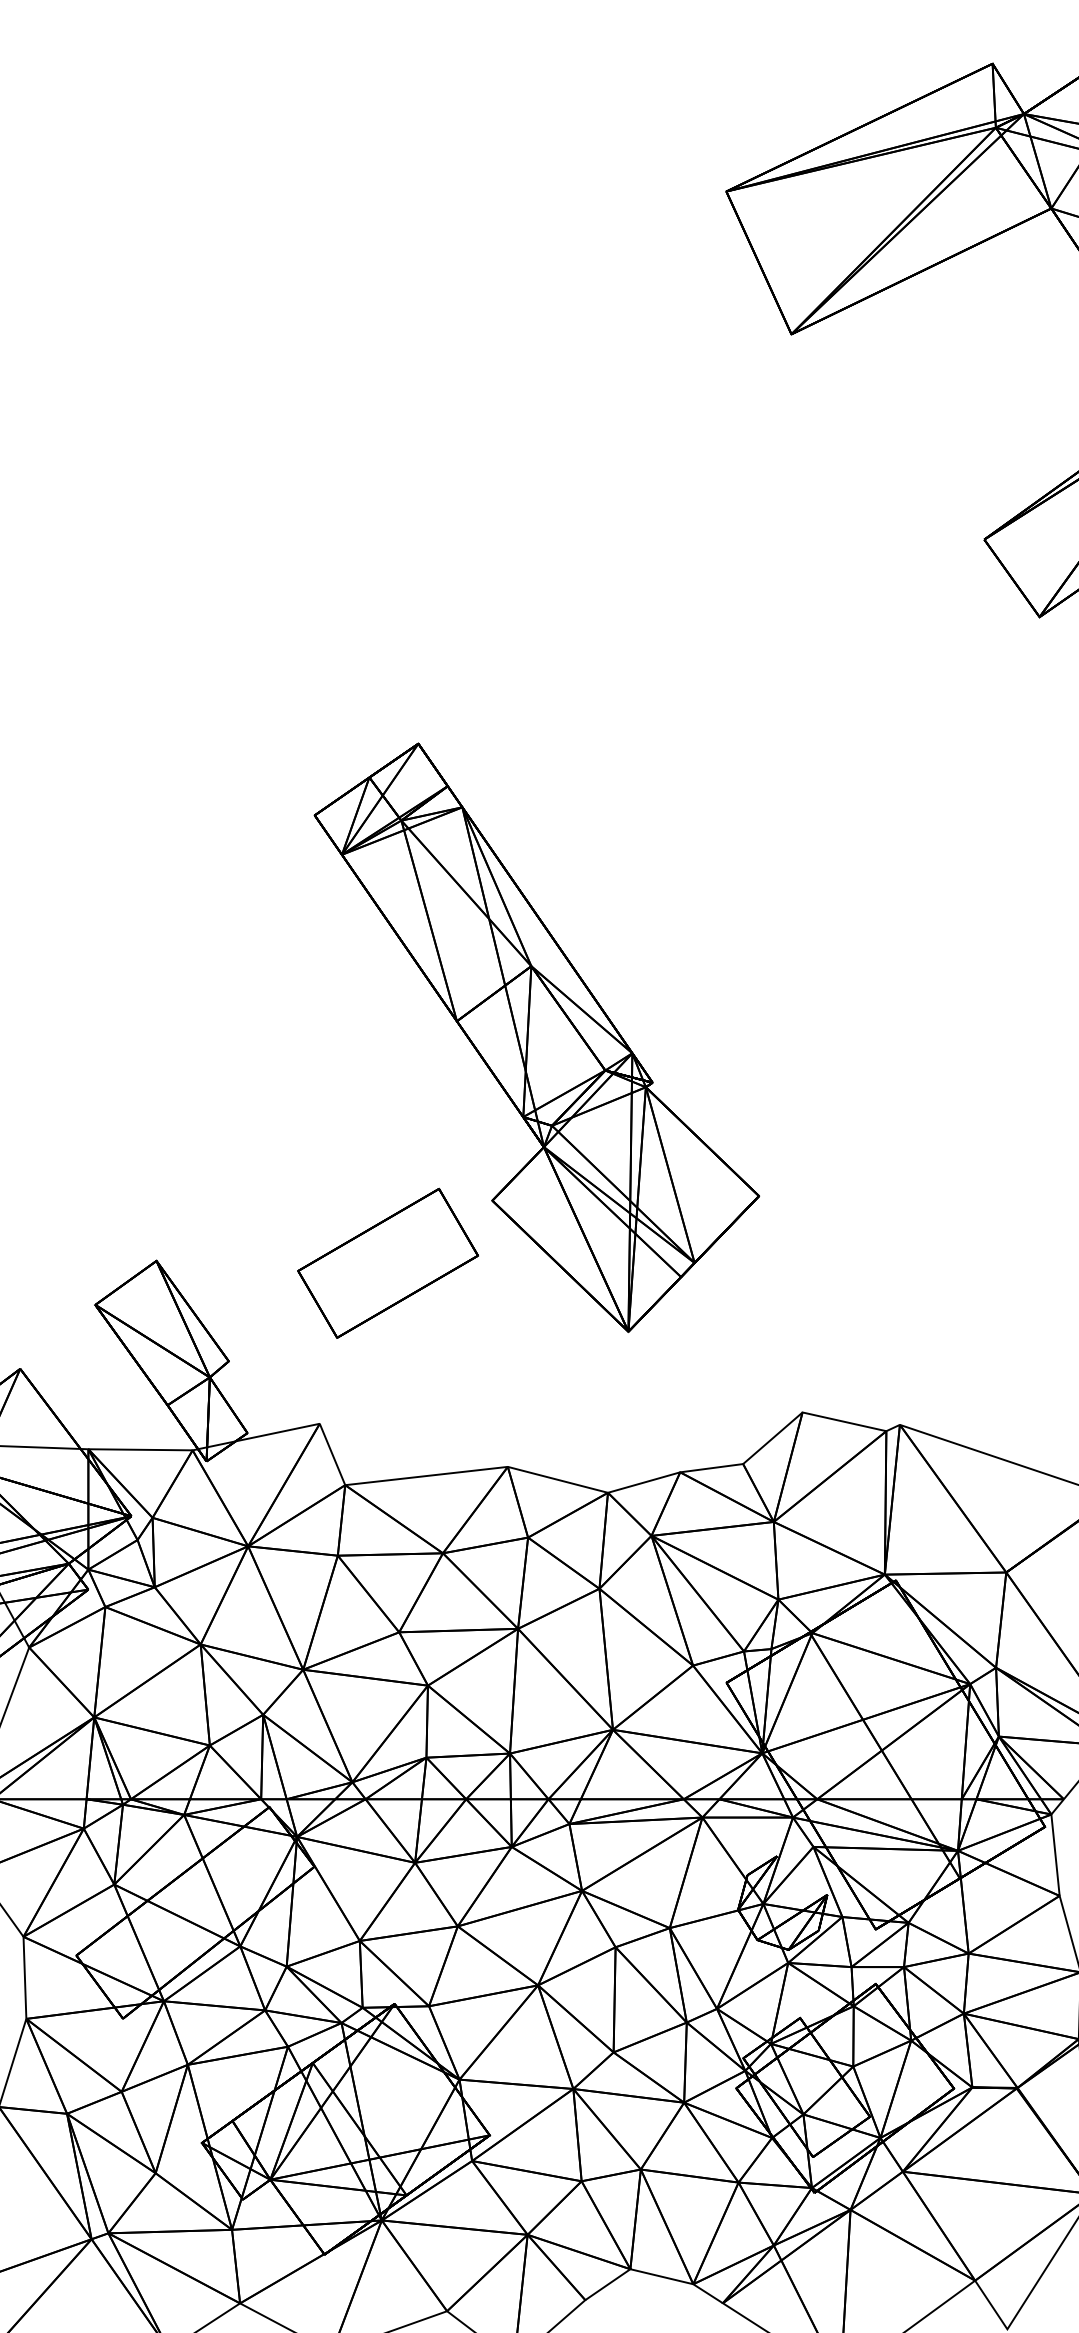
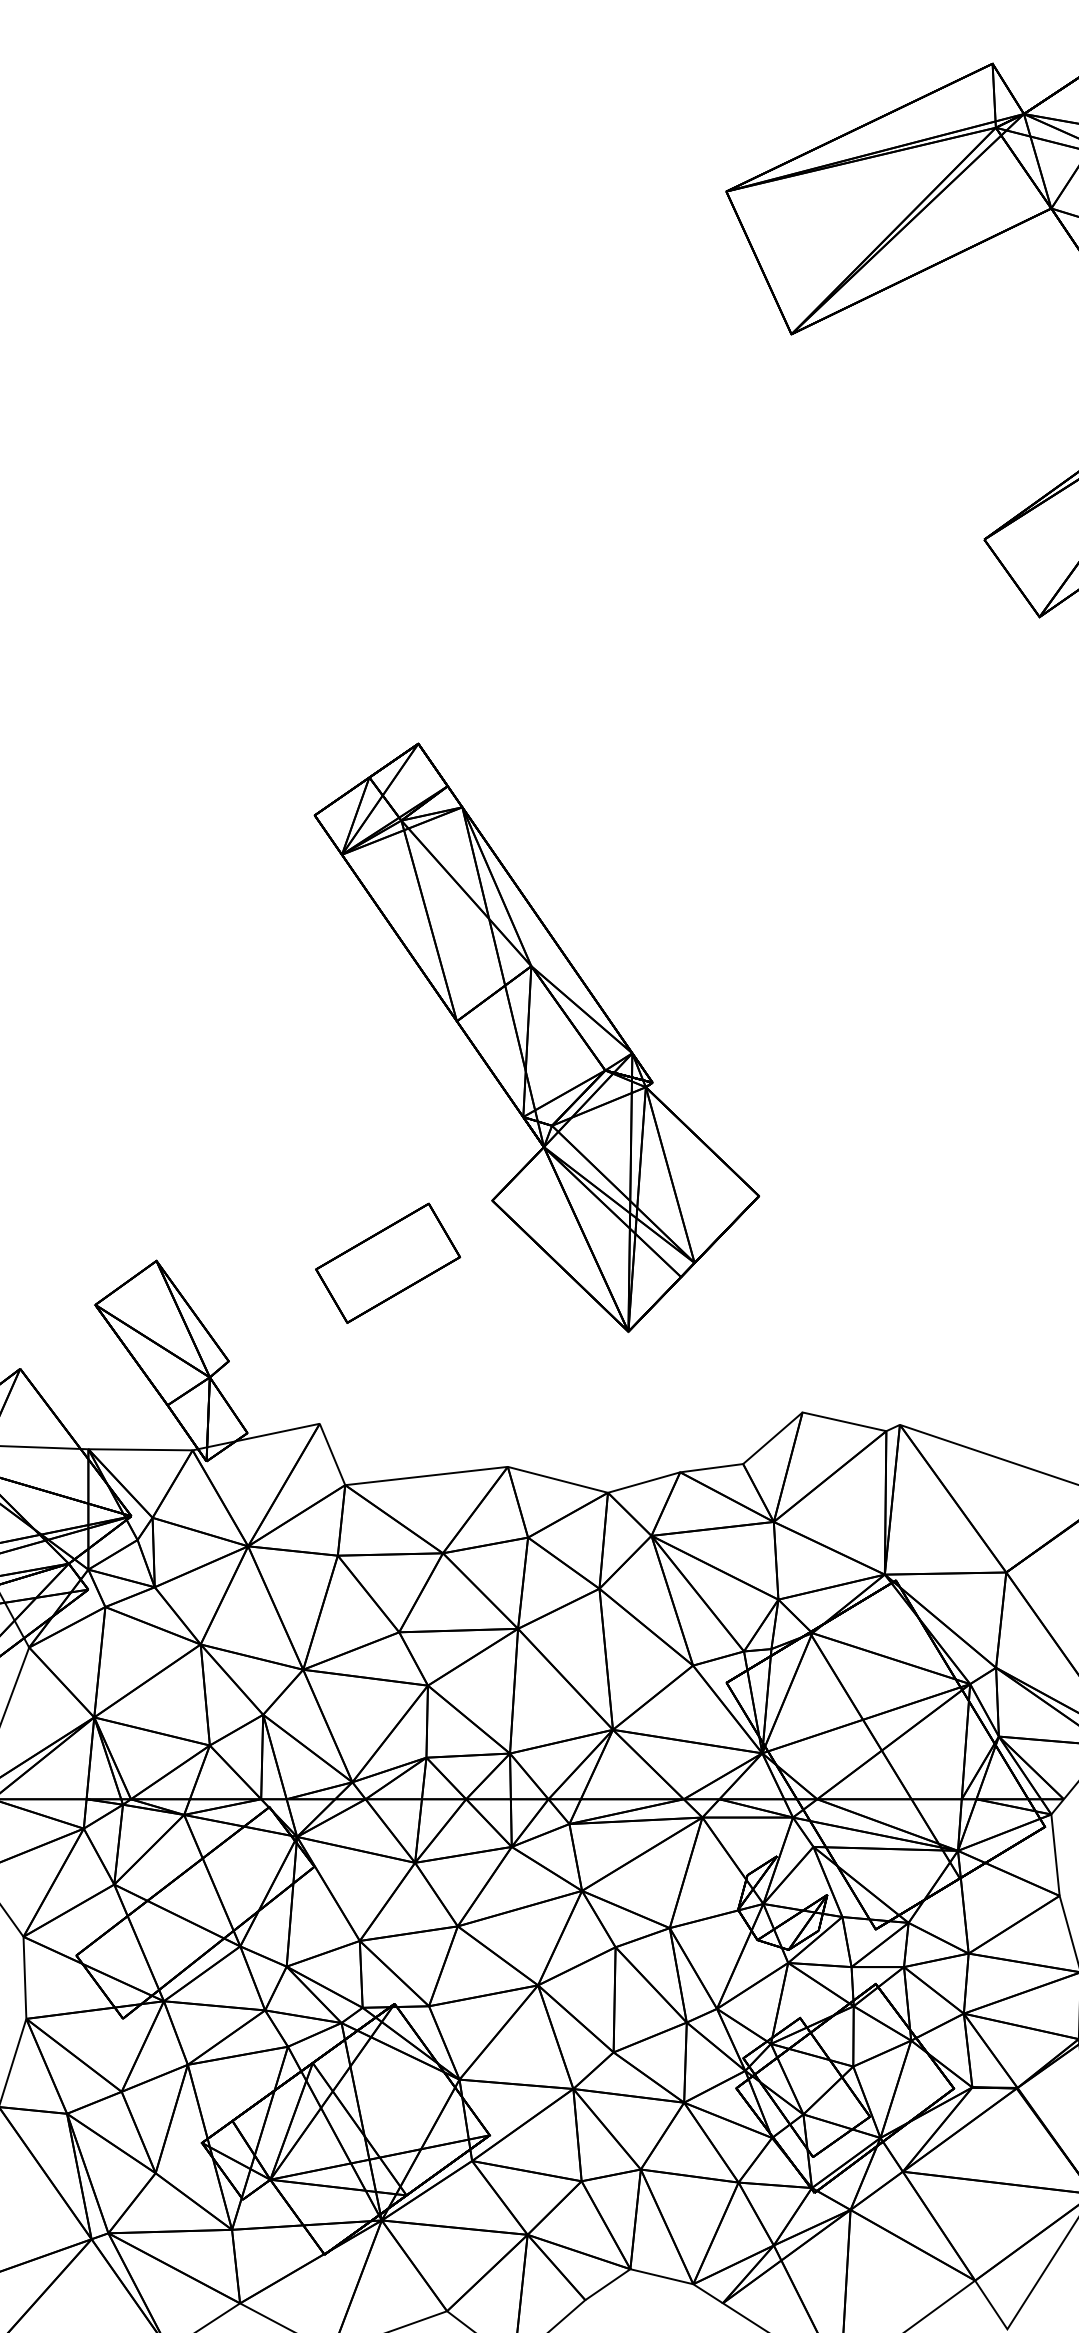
part size: 182x152 px -> 147x122 px (388, 1262)
